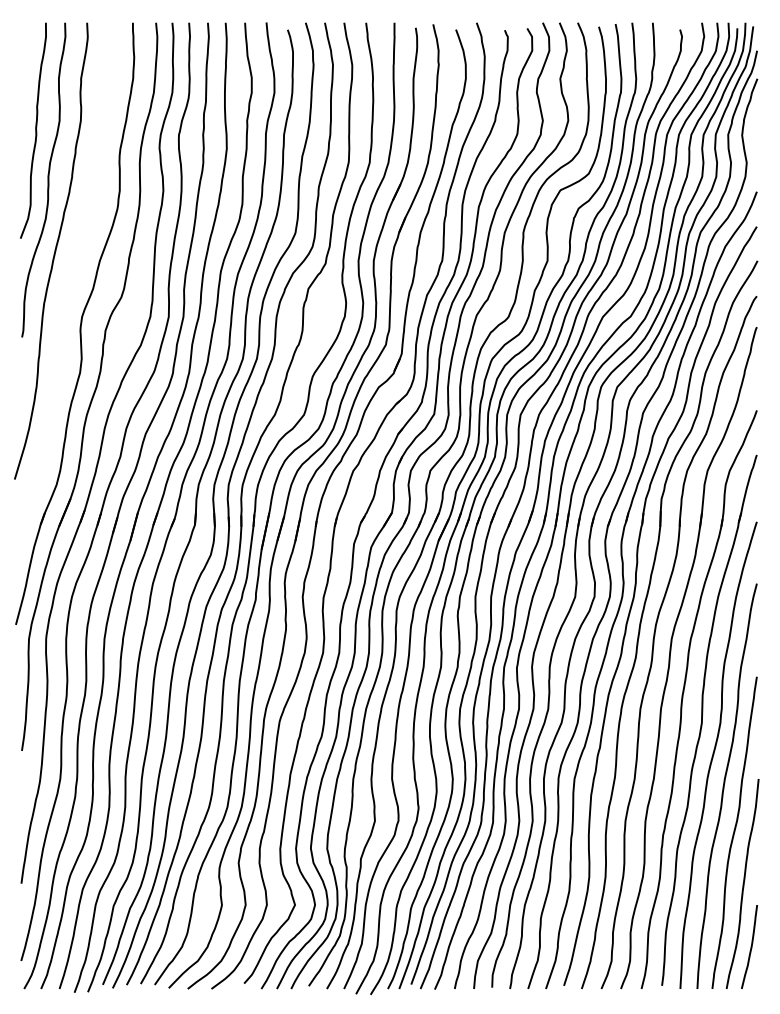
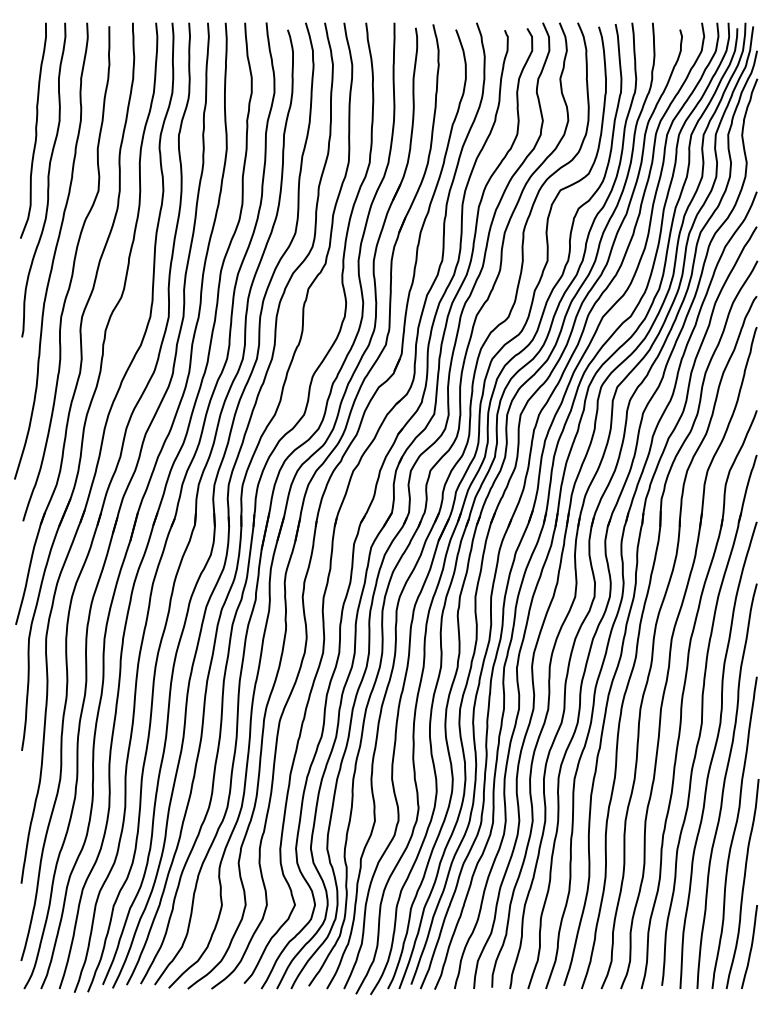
curve: none -> present (71, 273)
